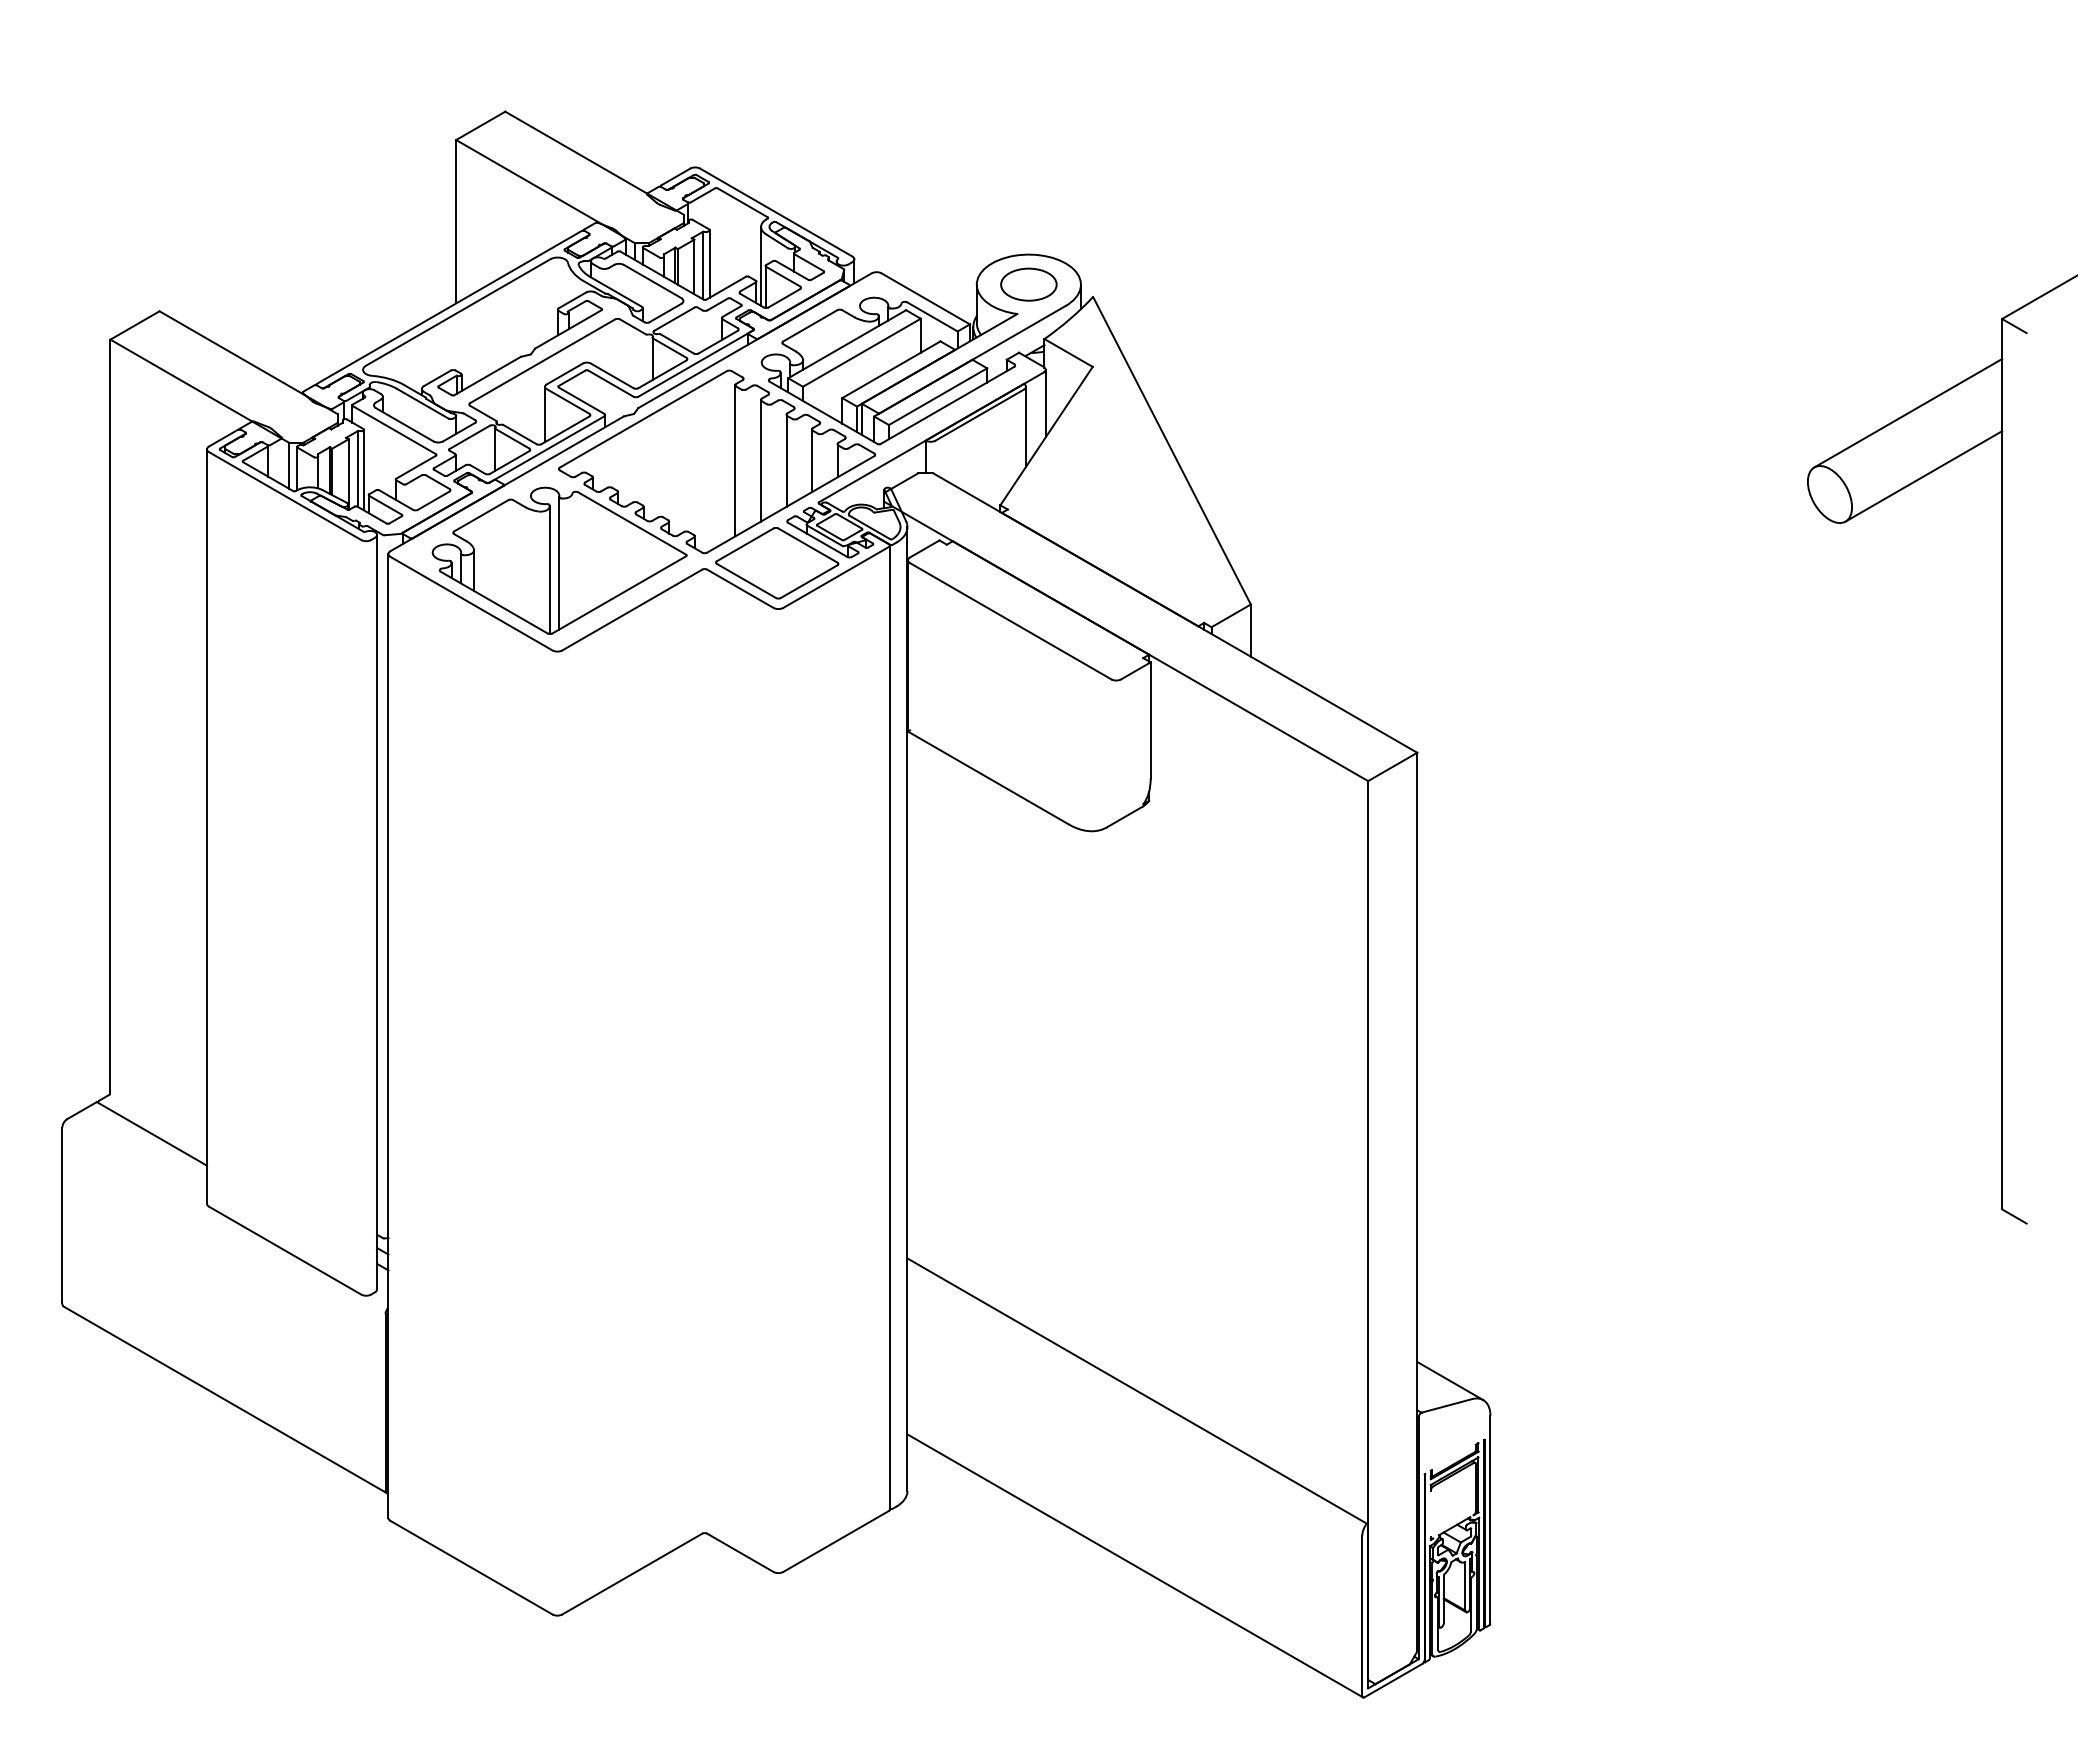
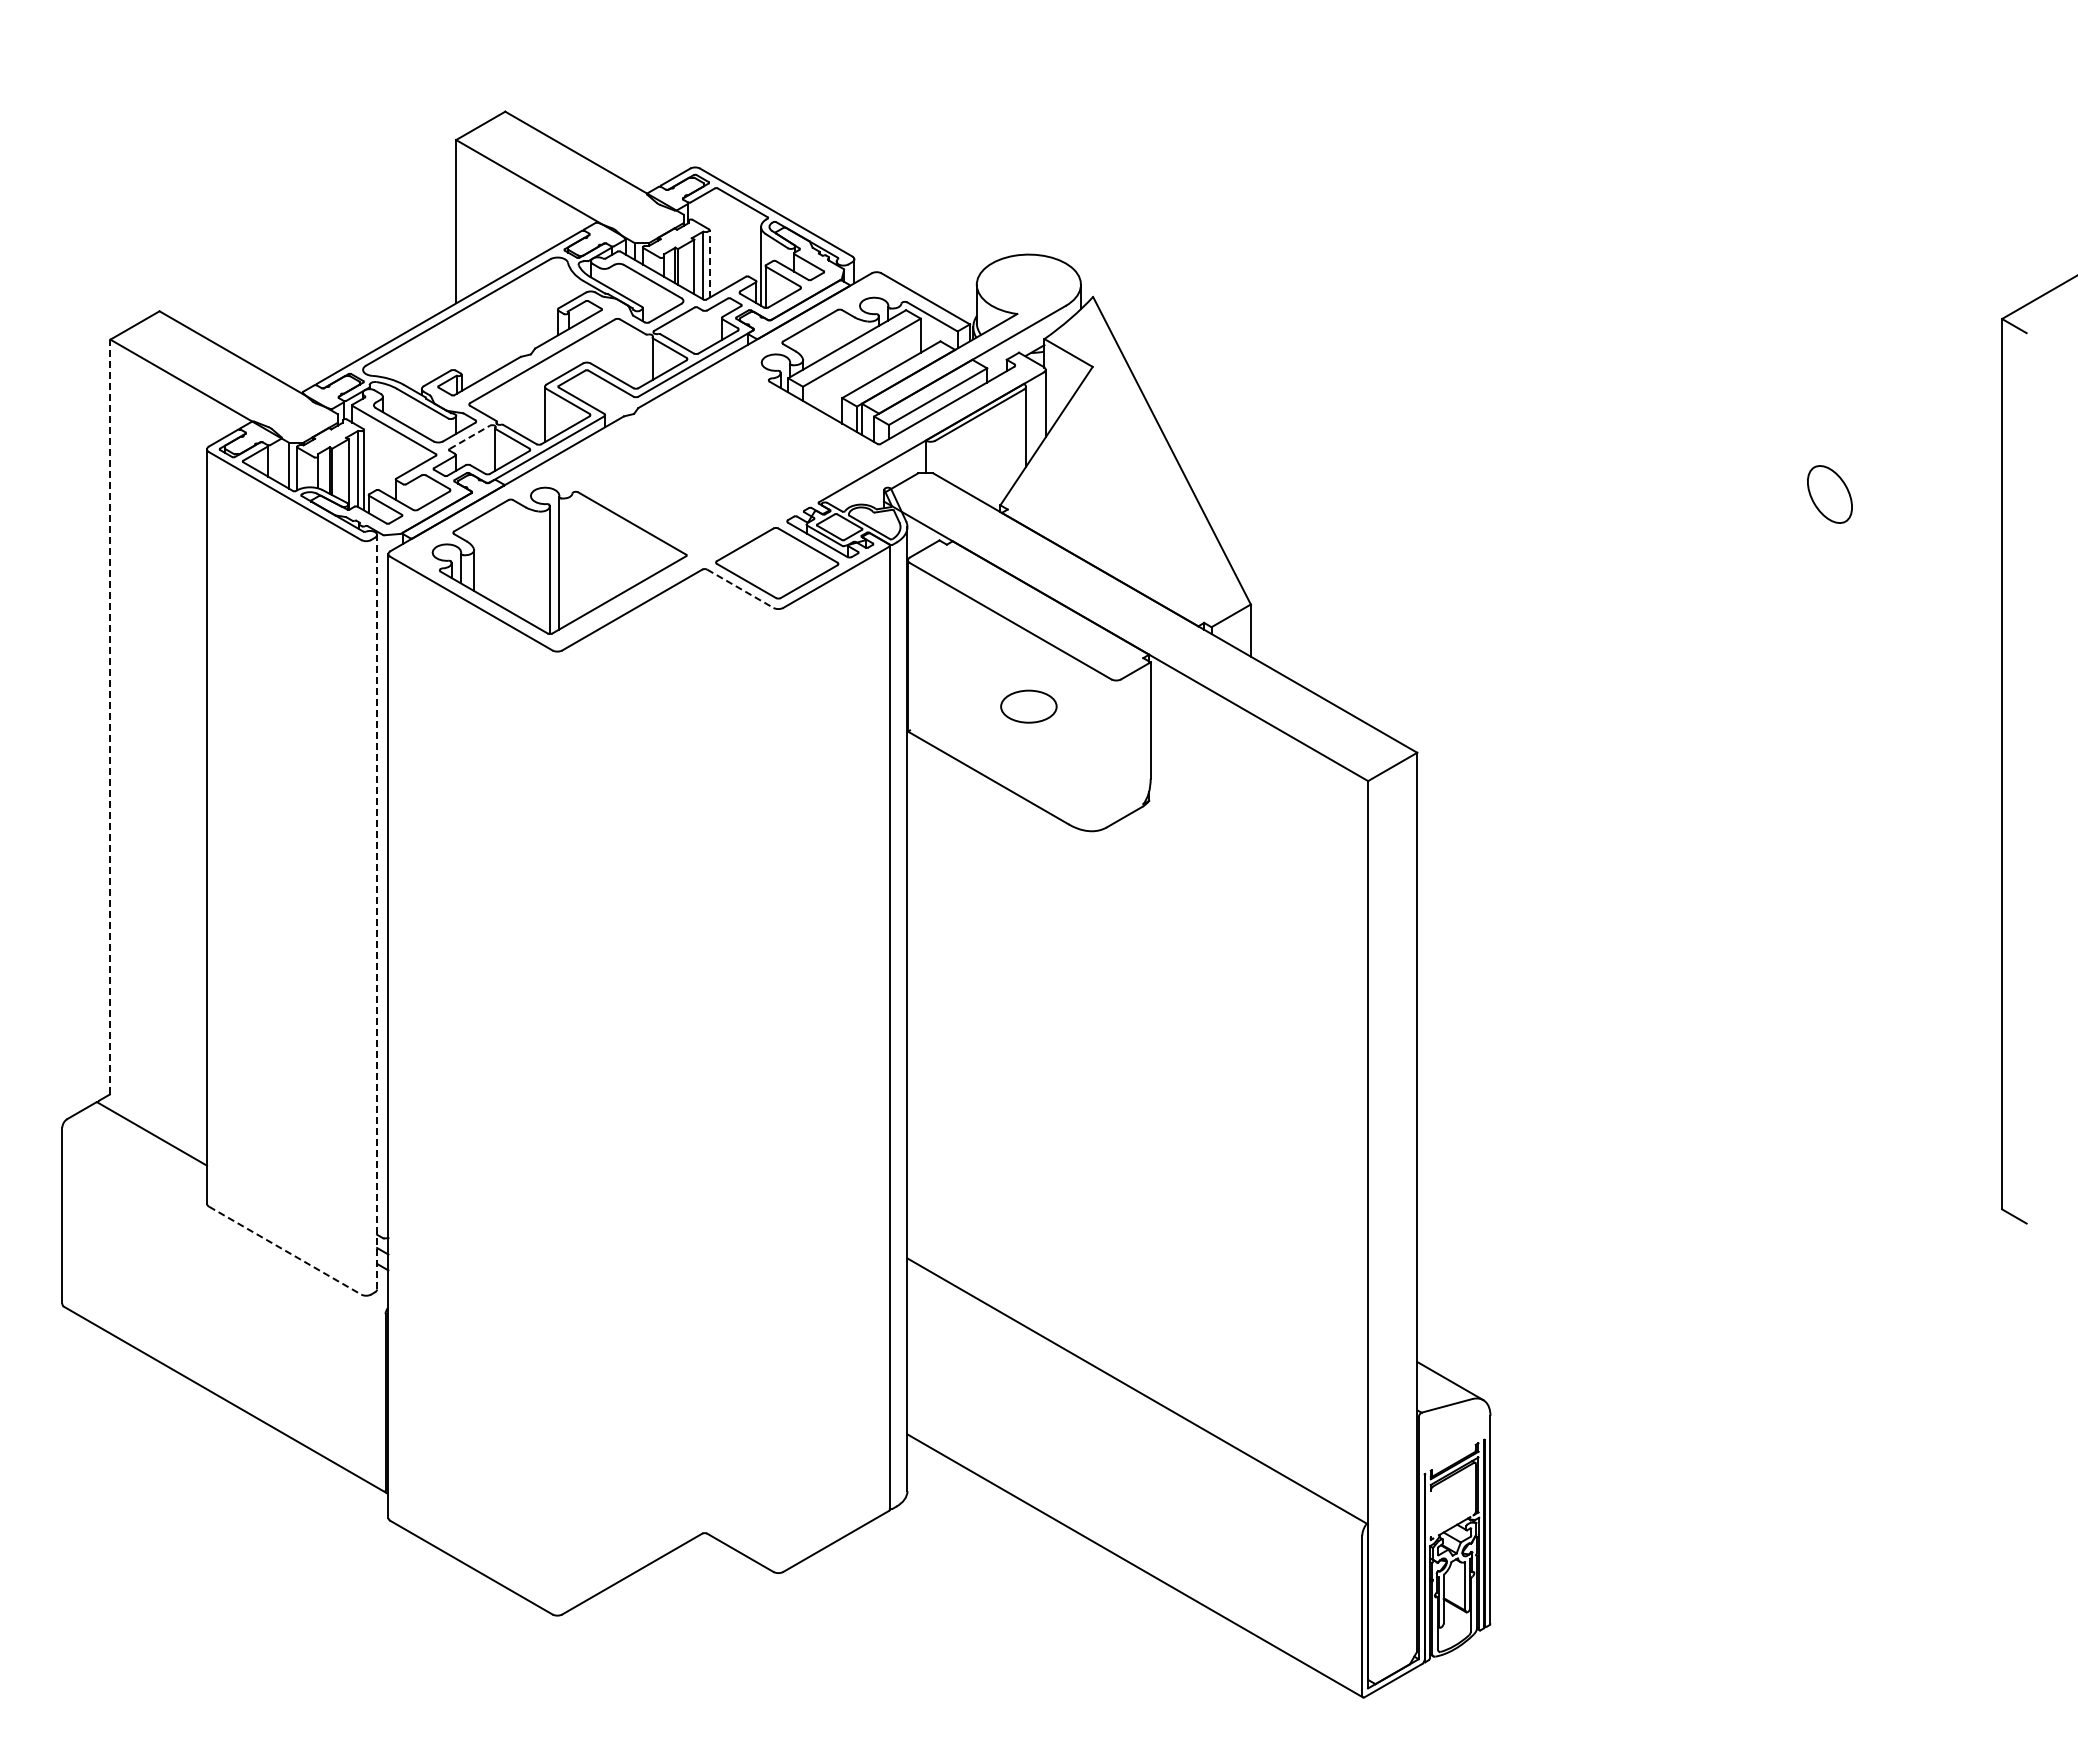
line: solid -> dashed (709, 264)
part position: (1028, 284) -> (1028, 706) (1028, 706)
line: present -> none (1908, 413)
line: solid -> dashed (470, 437)
part: present -> none (717, 461)
line: present -> none (1923, 476)
line: solid -> dashed (740, 589)
line: solid -> dashed (110, 716)
line: solid -> dashed (377, 911)
line: solid -> dashed (285, 1250)
